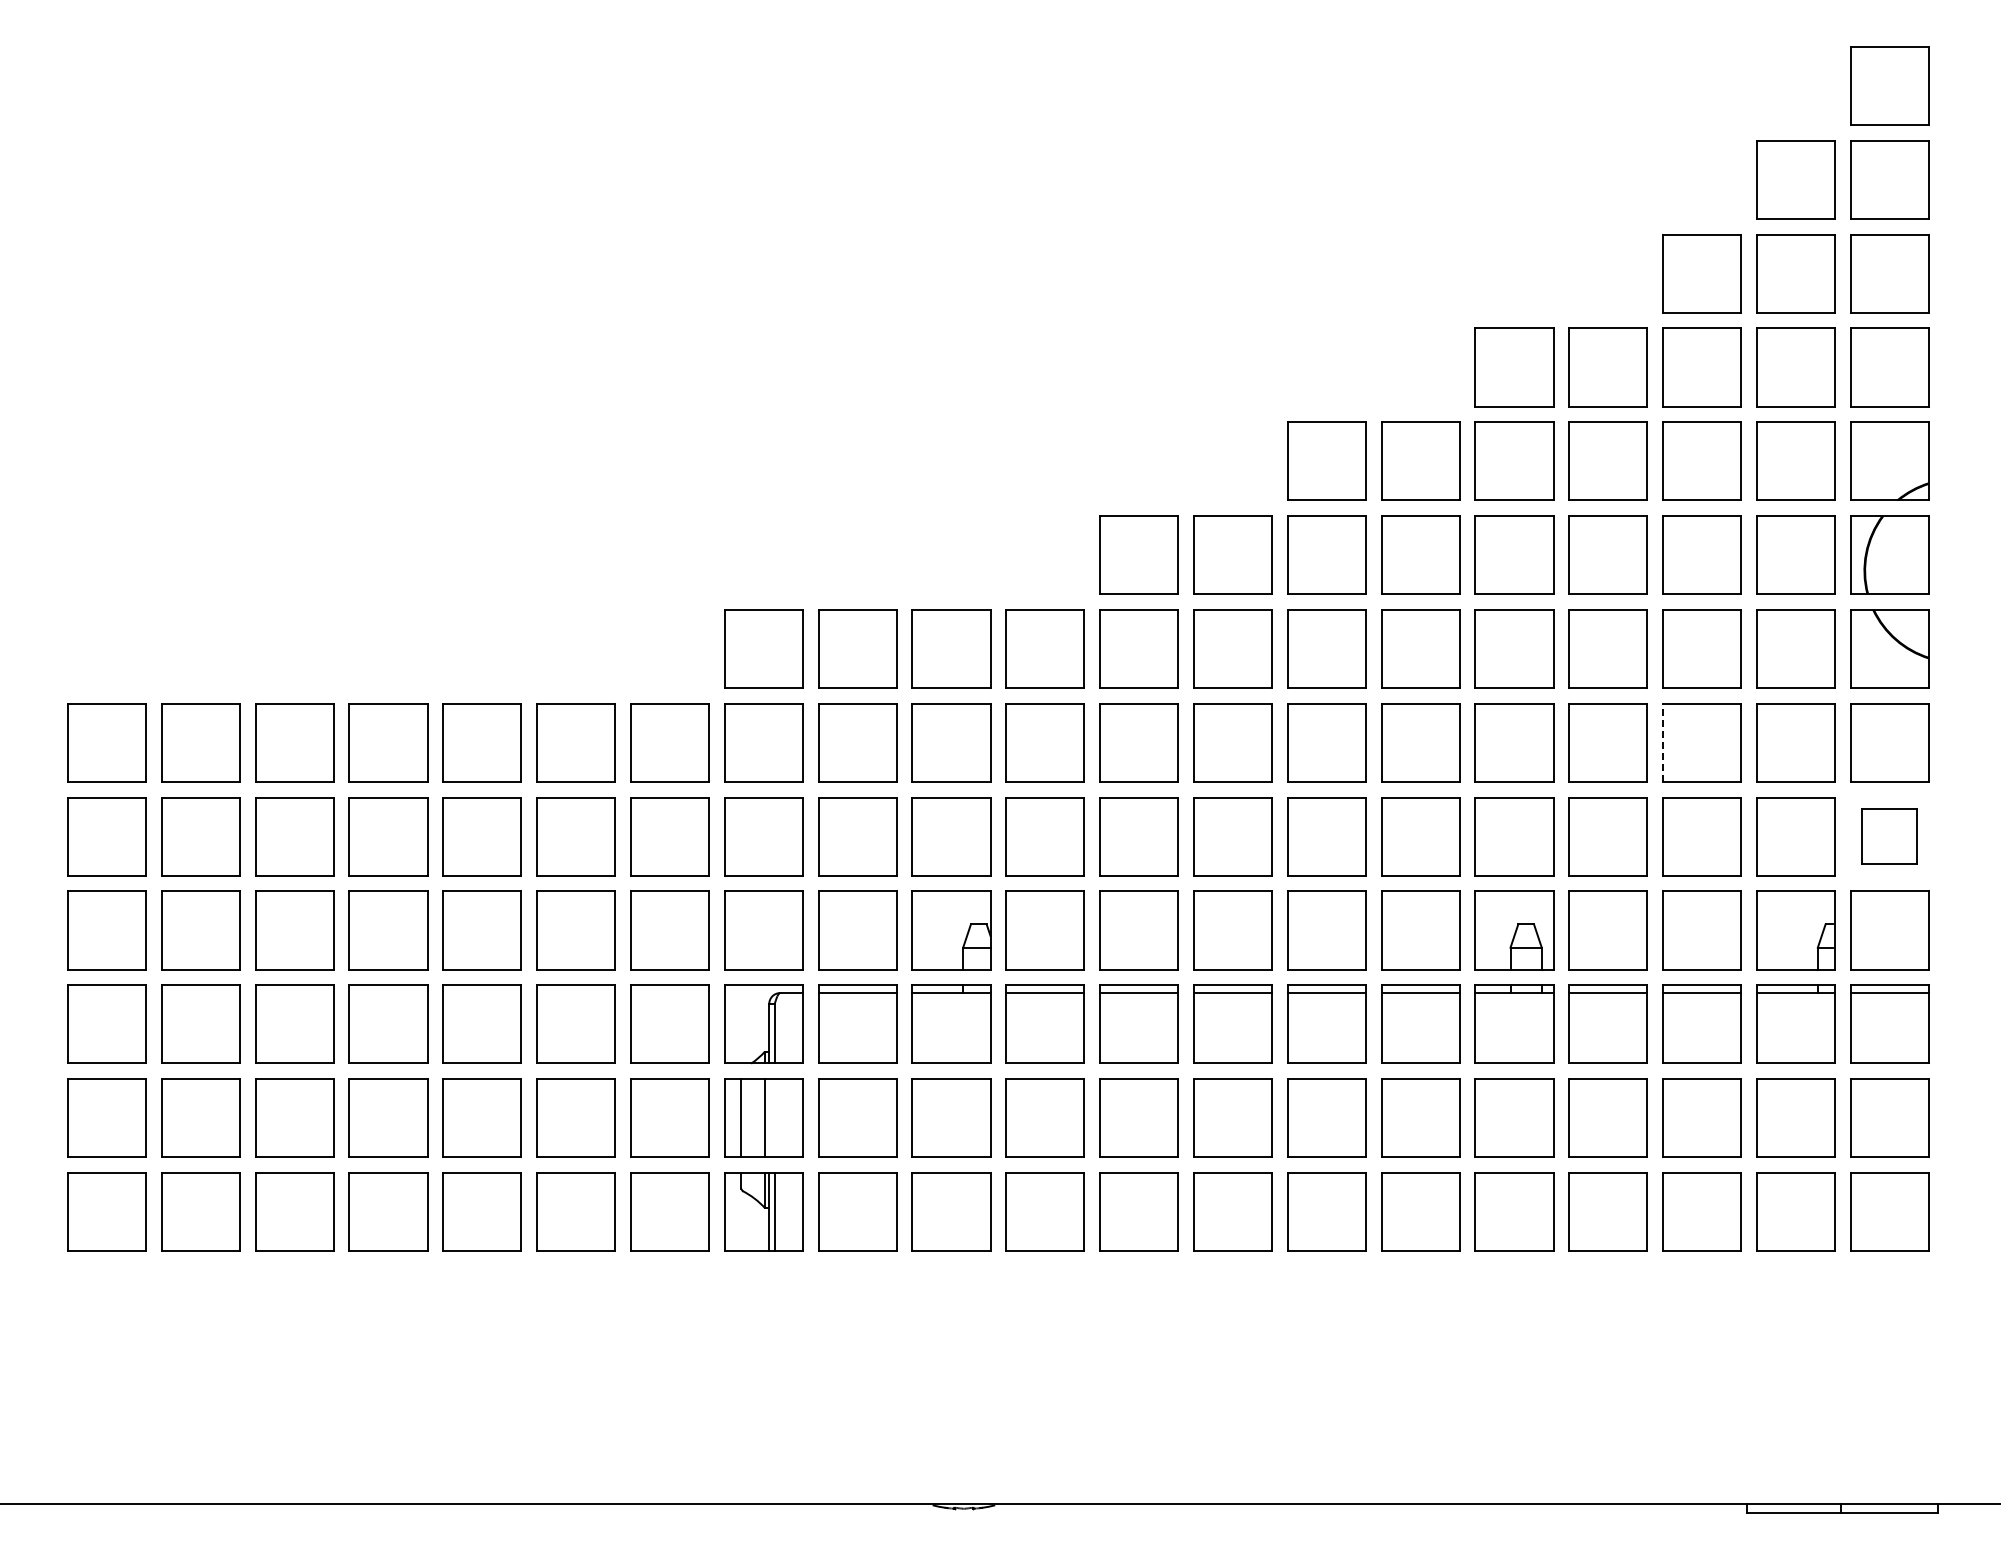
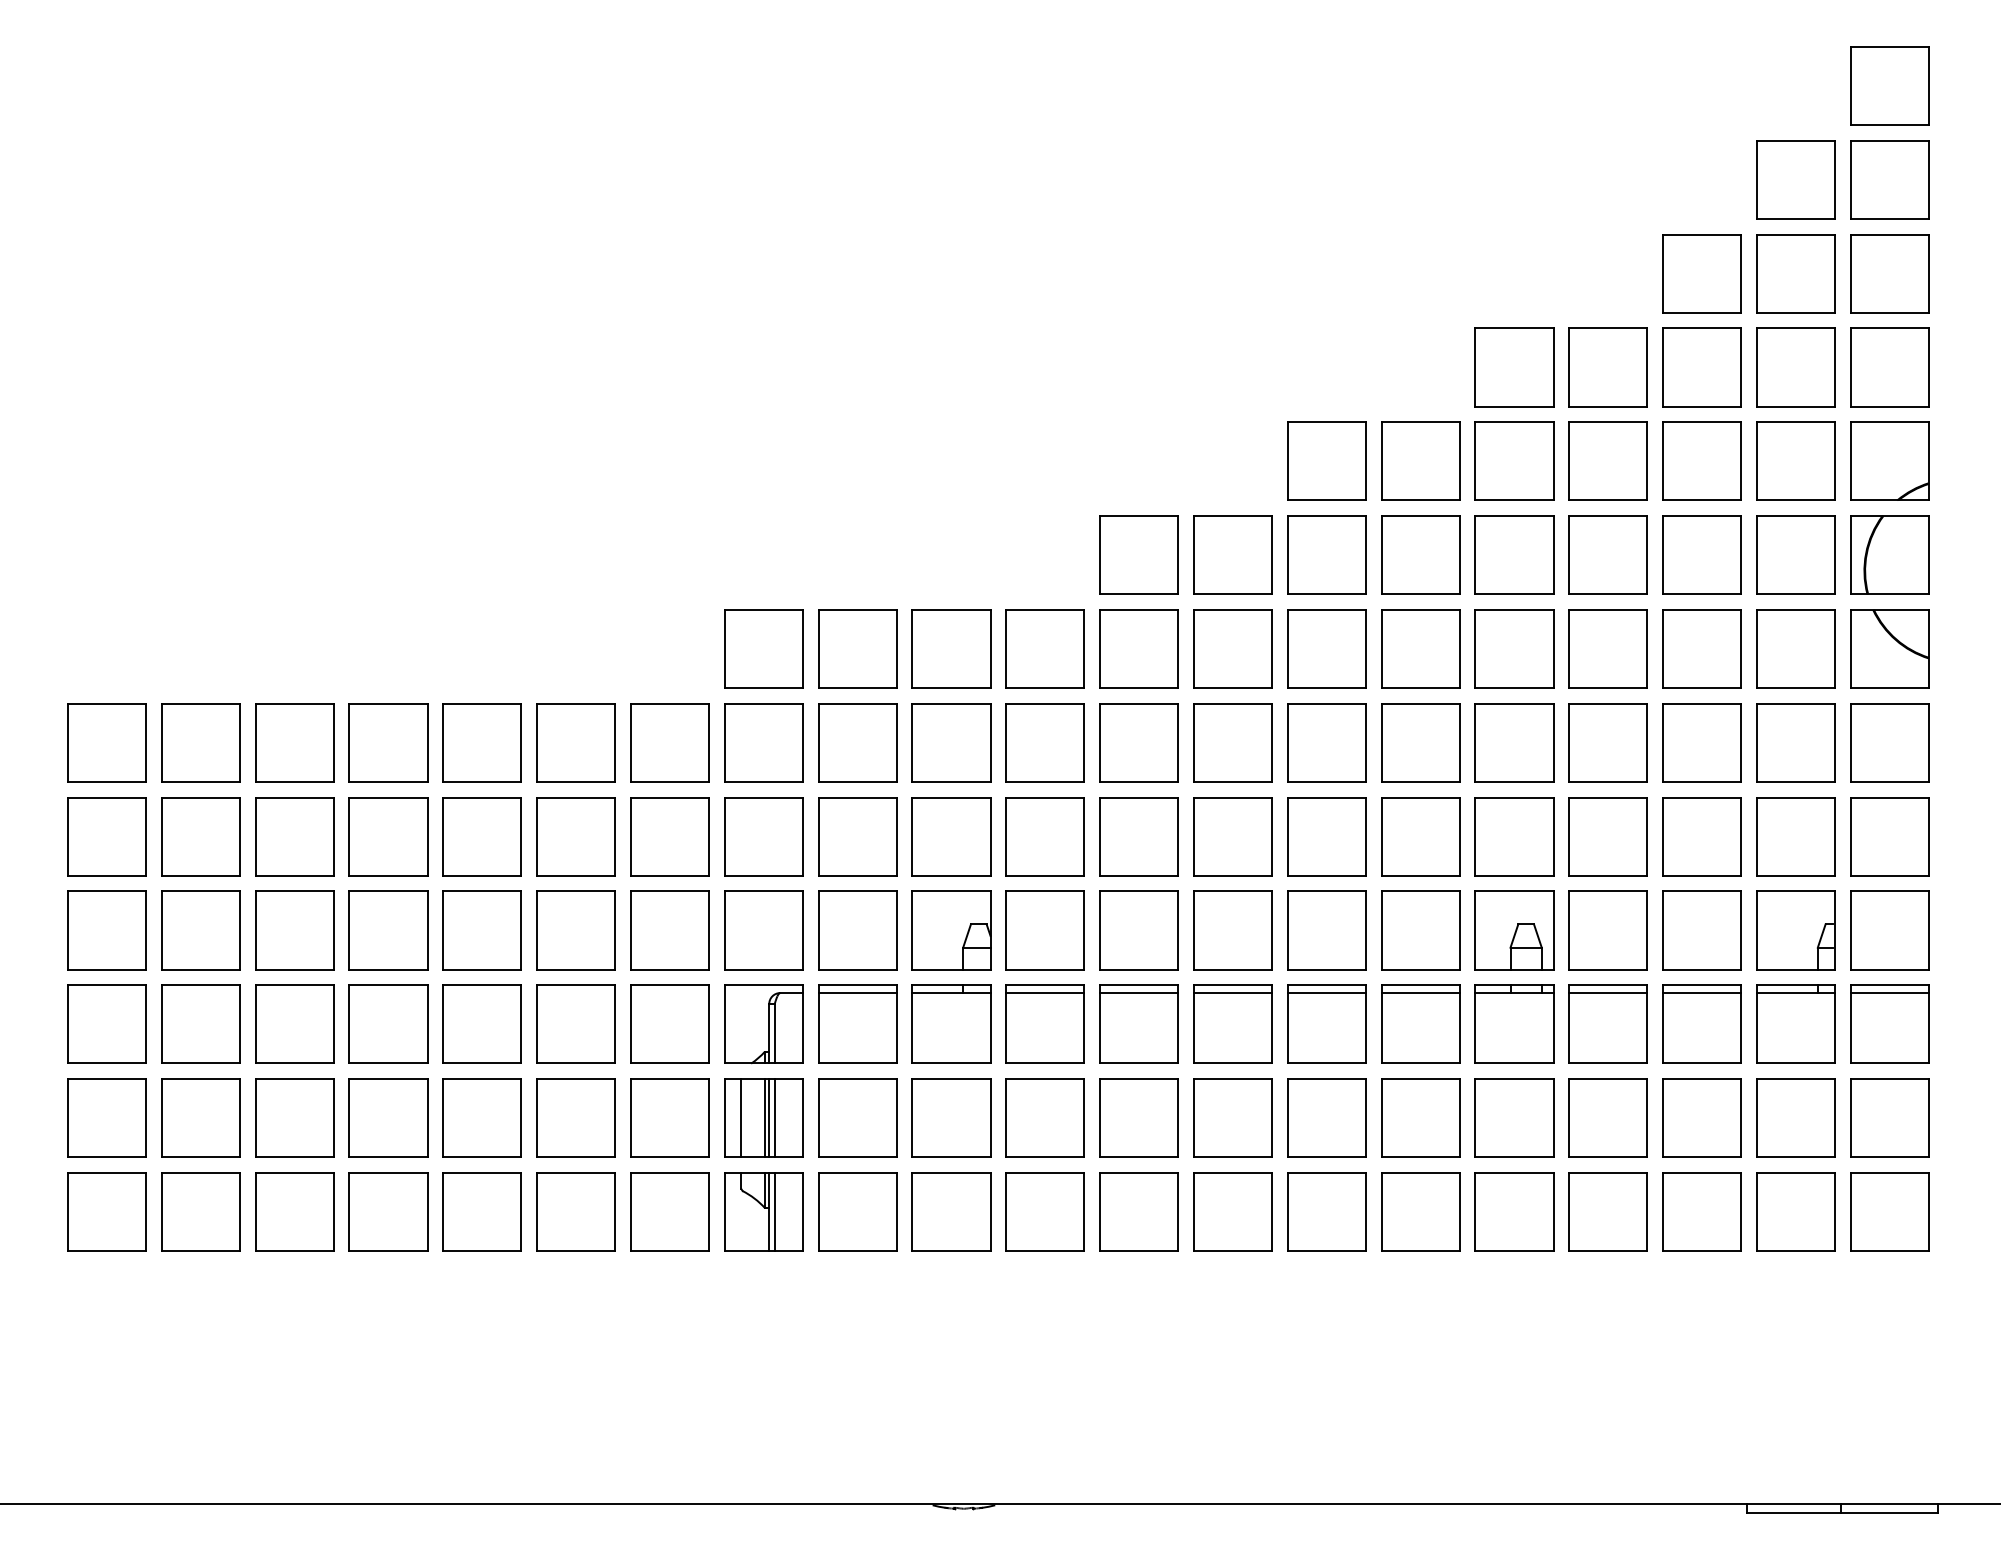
line: dashed -> solid (1663, 742)
part size: 57x57 px -> 80x80 px (1889, 836)
line: none -> present (769, 1118)
line: none -> present (774, 1118)
